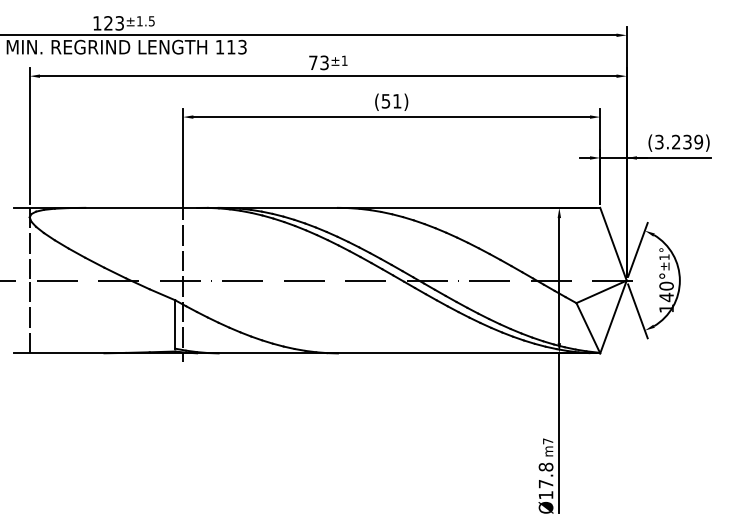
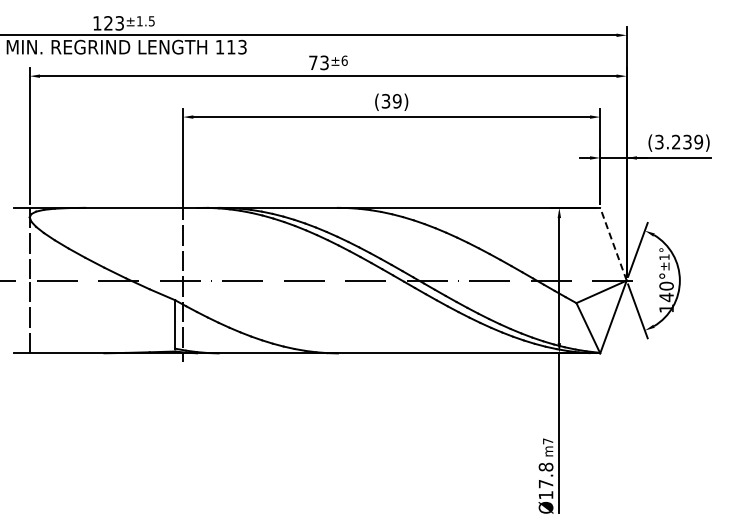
text: ±1 -> ±6 (344, 60)
text: (51) -> (39) (391, 101)
line: solid -> dashed (613, 244)
